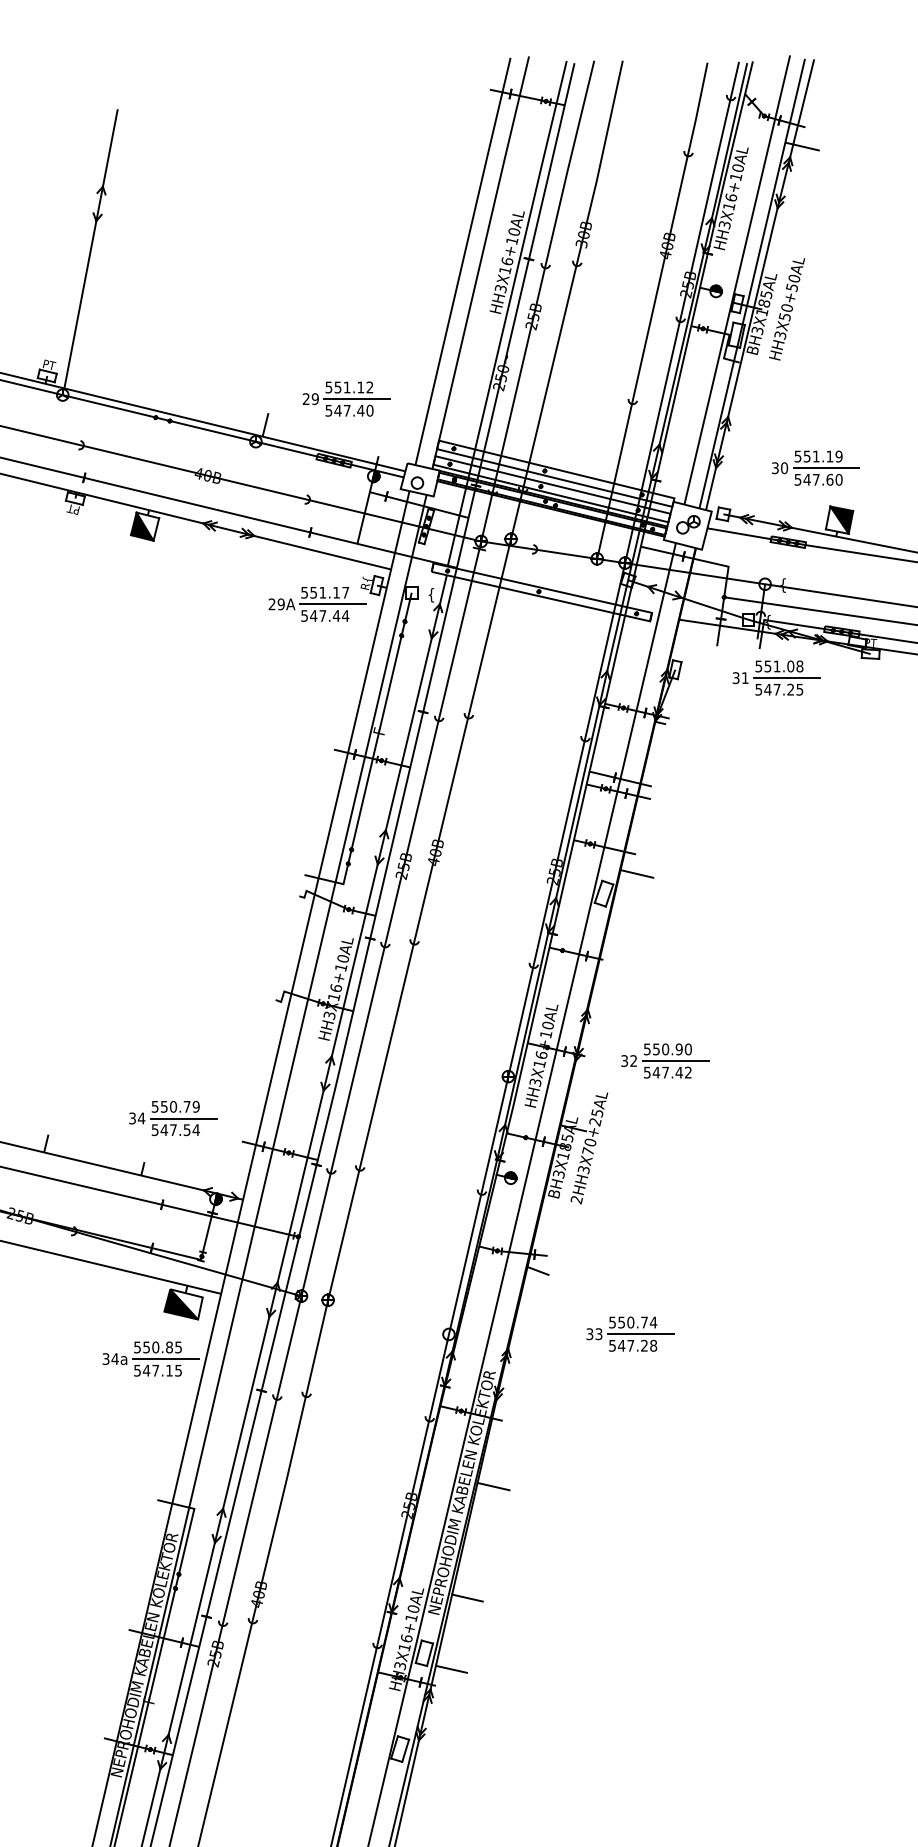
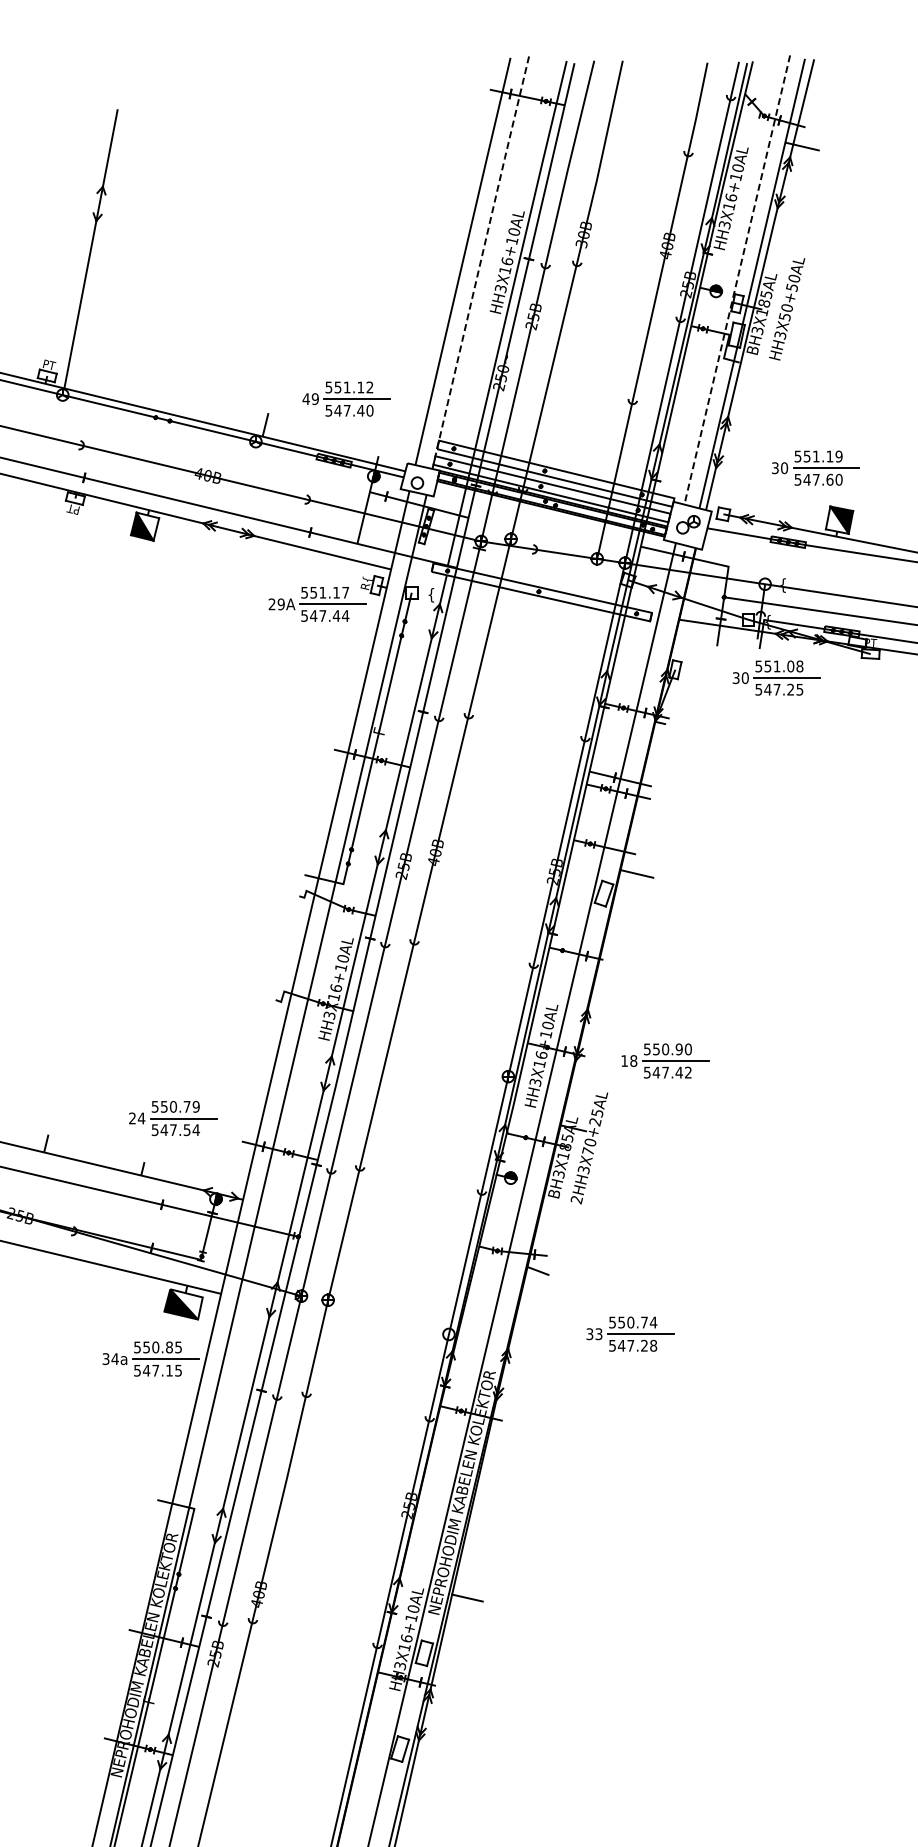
line: solid -> dashed (480, 261)
line: solid -> dashed (737, 280)
text: 29 -> 49 (305, 398)
text: 31 -> 30 (744, 678)
text: 32 -> 18 (629, 1060)
text: 34 -> 24 (132, 1118)
line: present -> none (493, 1486)
line: present -> none (450, 1668)
